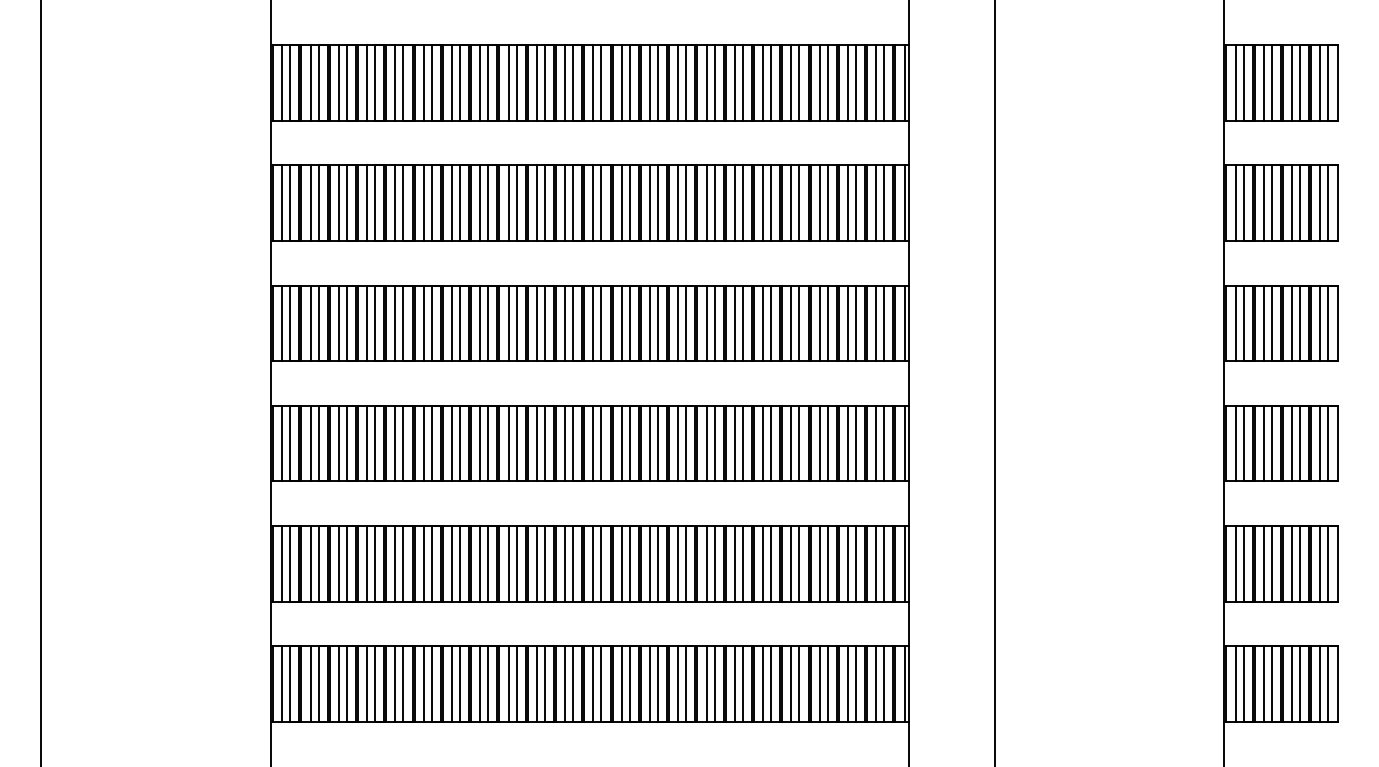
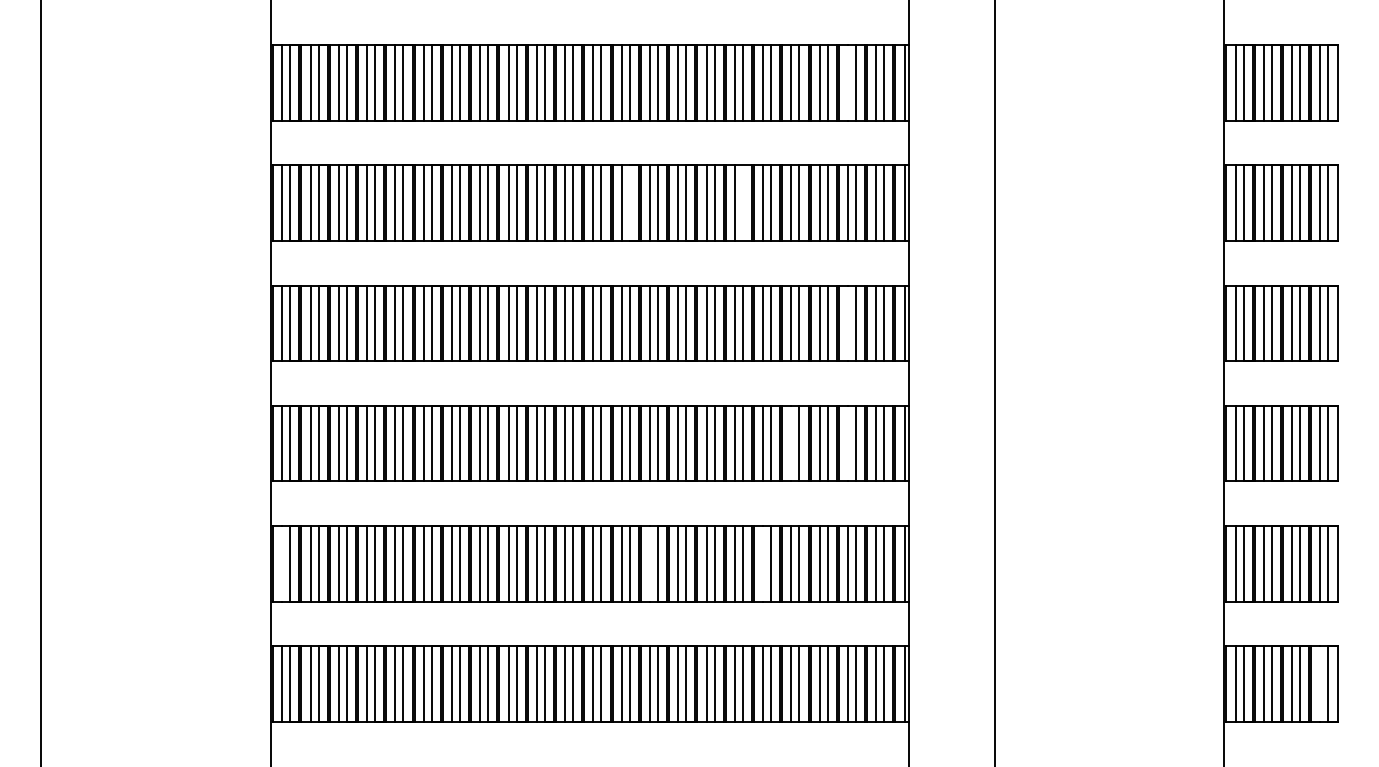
line: present -> none (847, 82)
line: present -> none (629, 203)
line: present -> none (742, 203)
line: present -> none (847, 323)
line: present -> none (791, 443)
line: present -> none (847, 443)
line: present -> none (282, 563)
line: present -> none (649, 563)
line: present -> none (763, 563)
line: present -> none (1320, 683)
